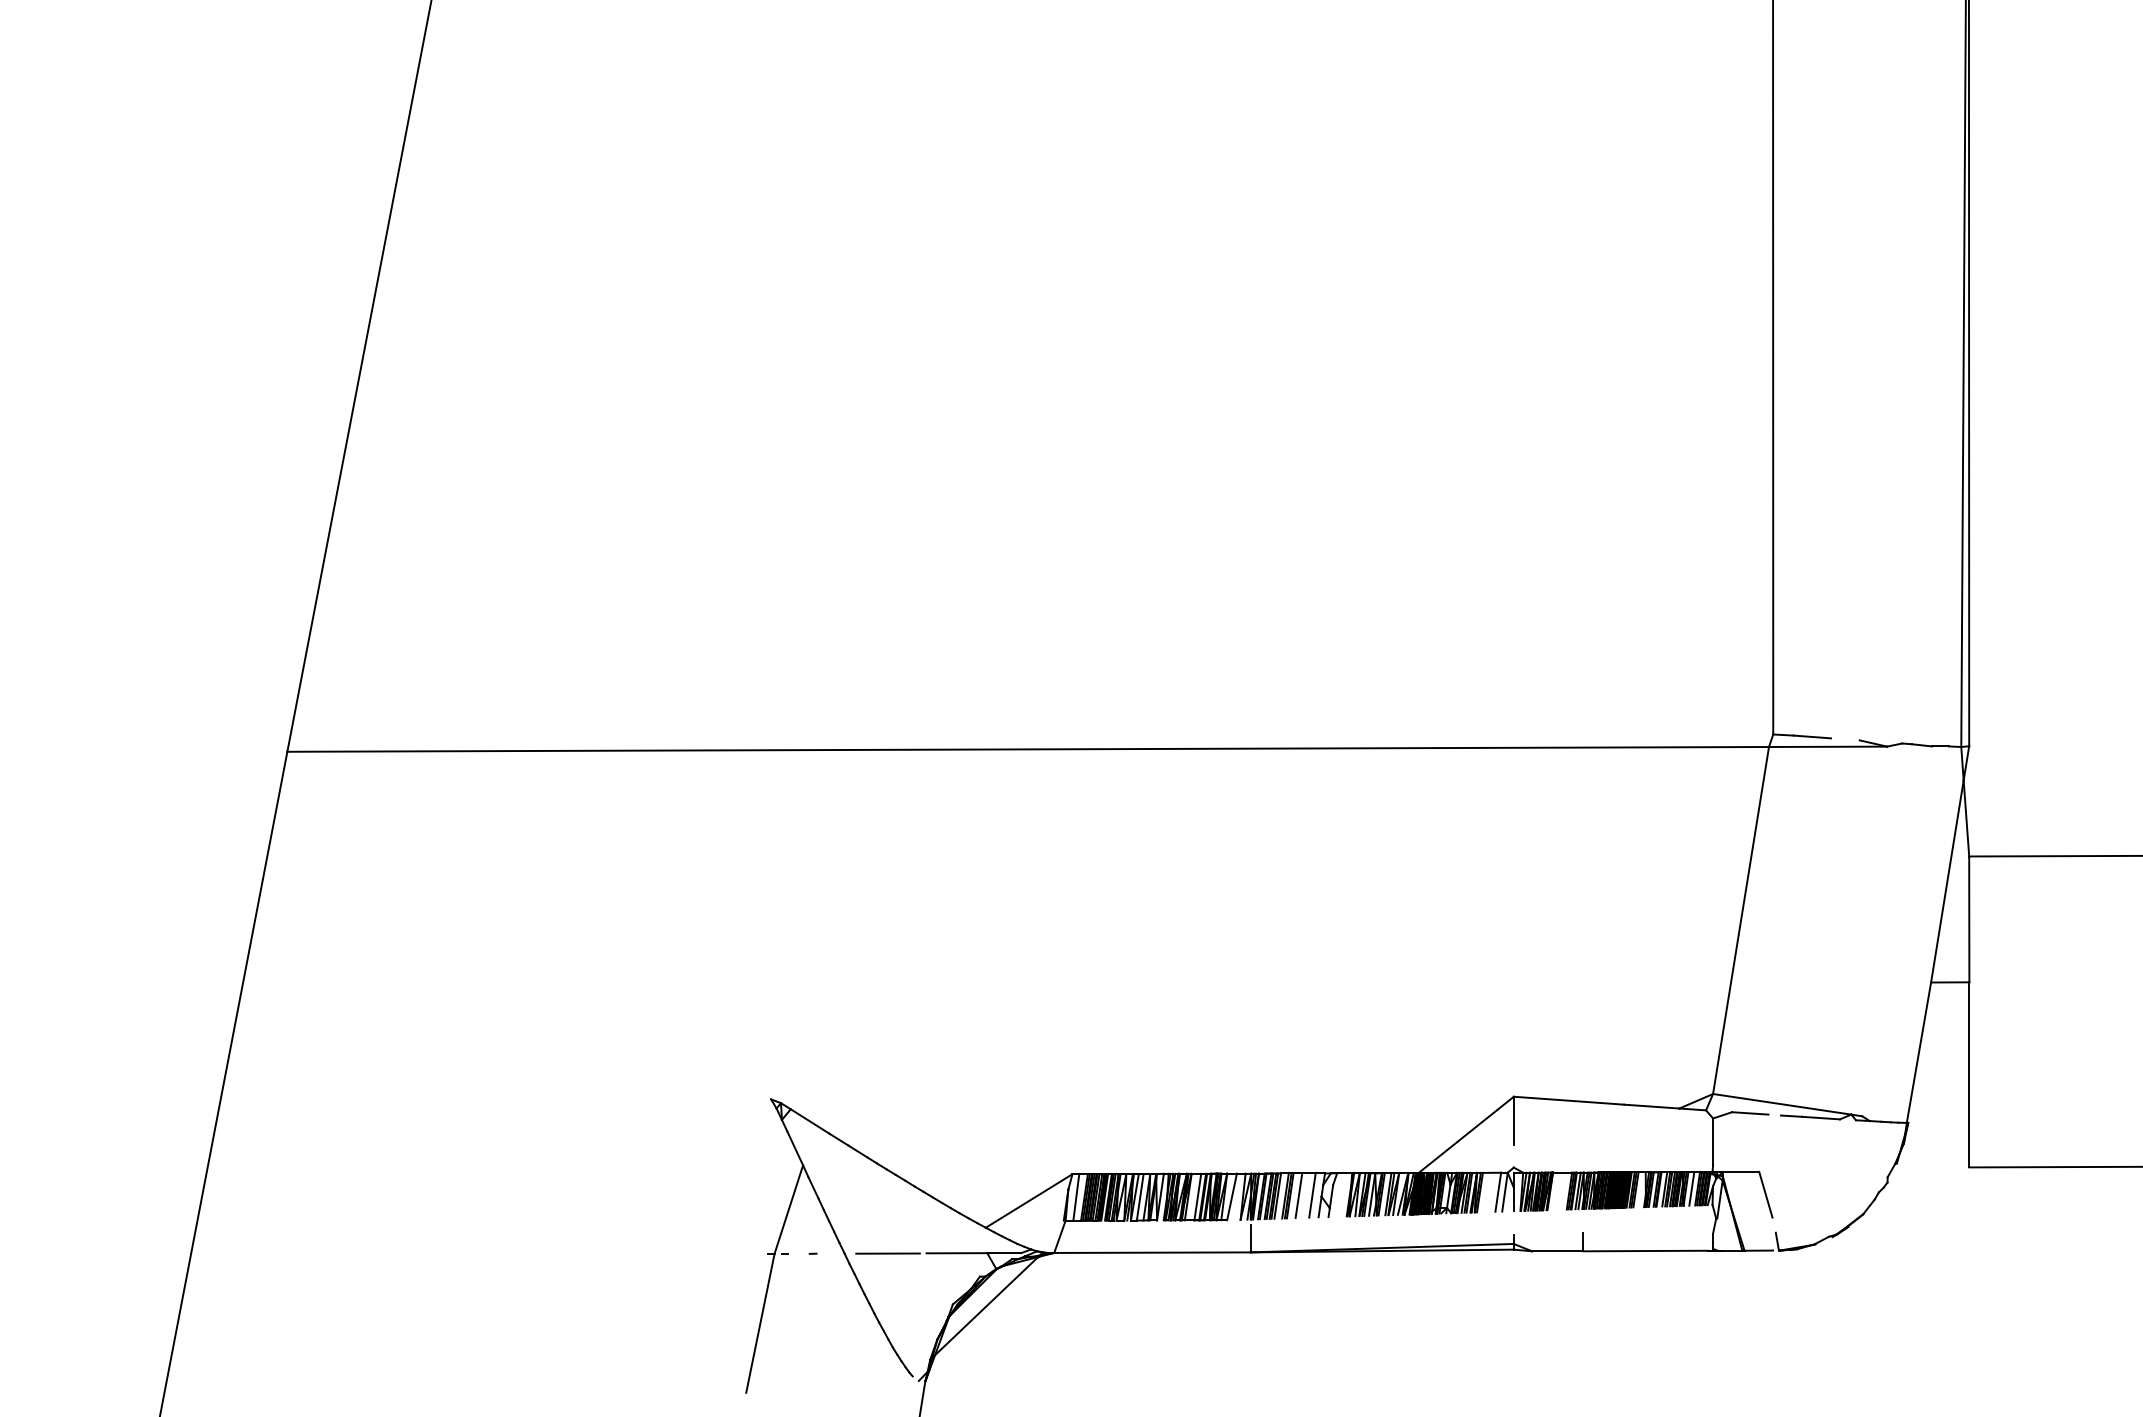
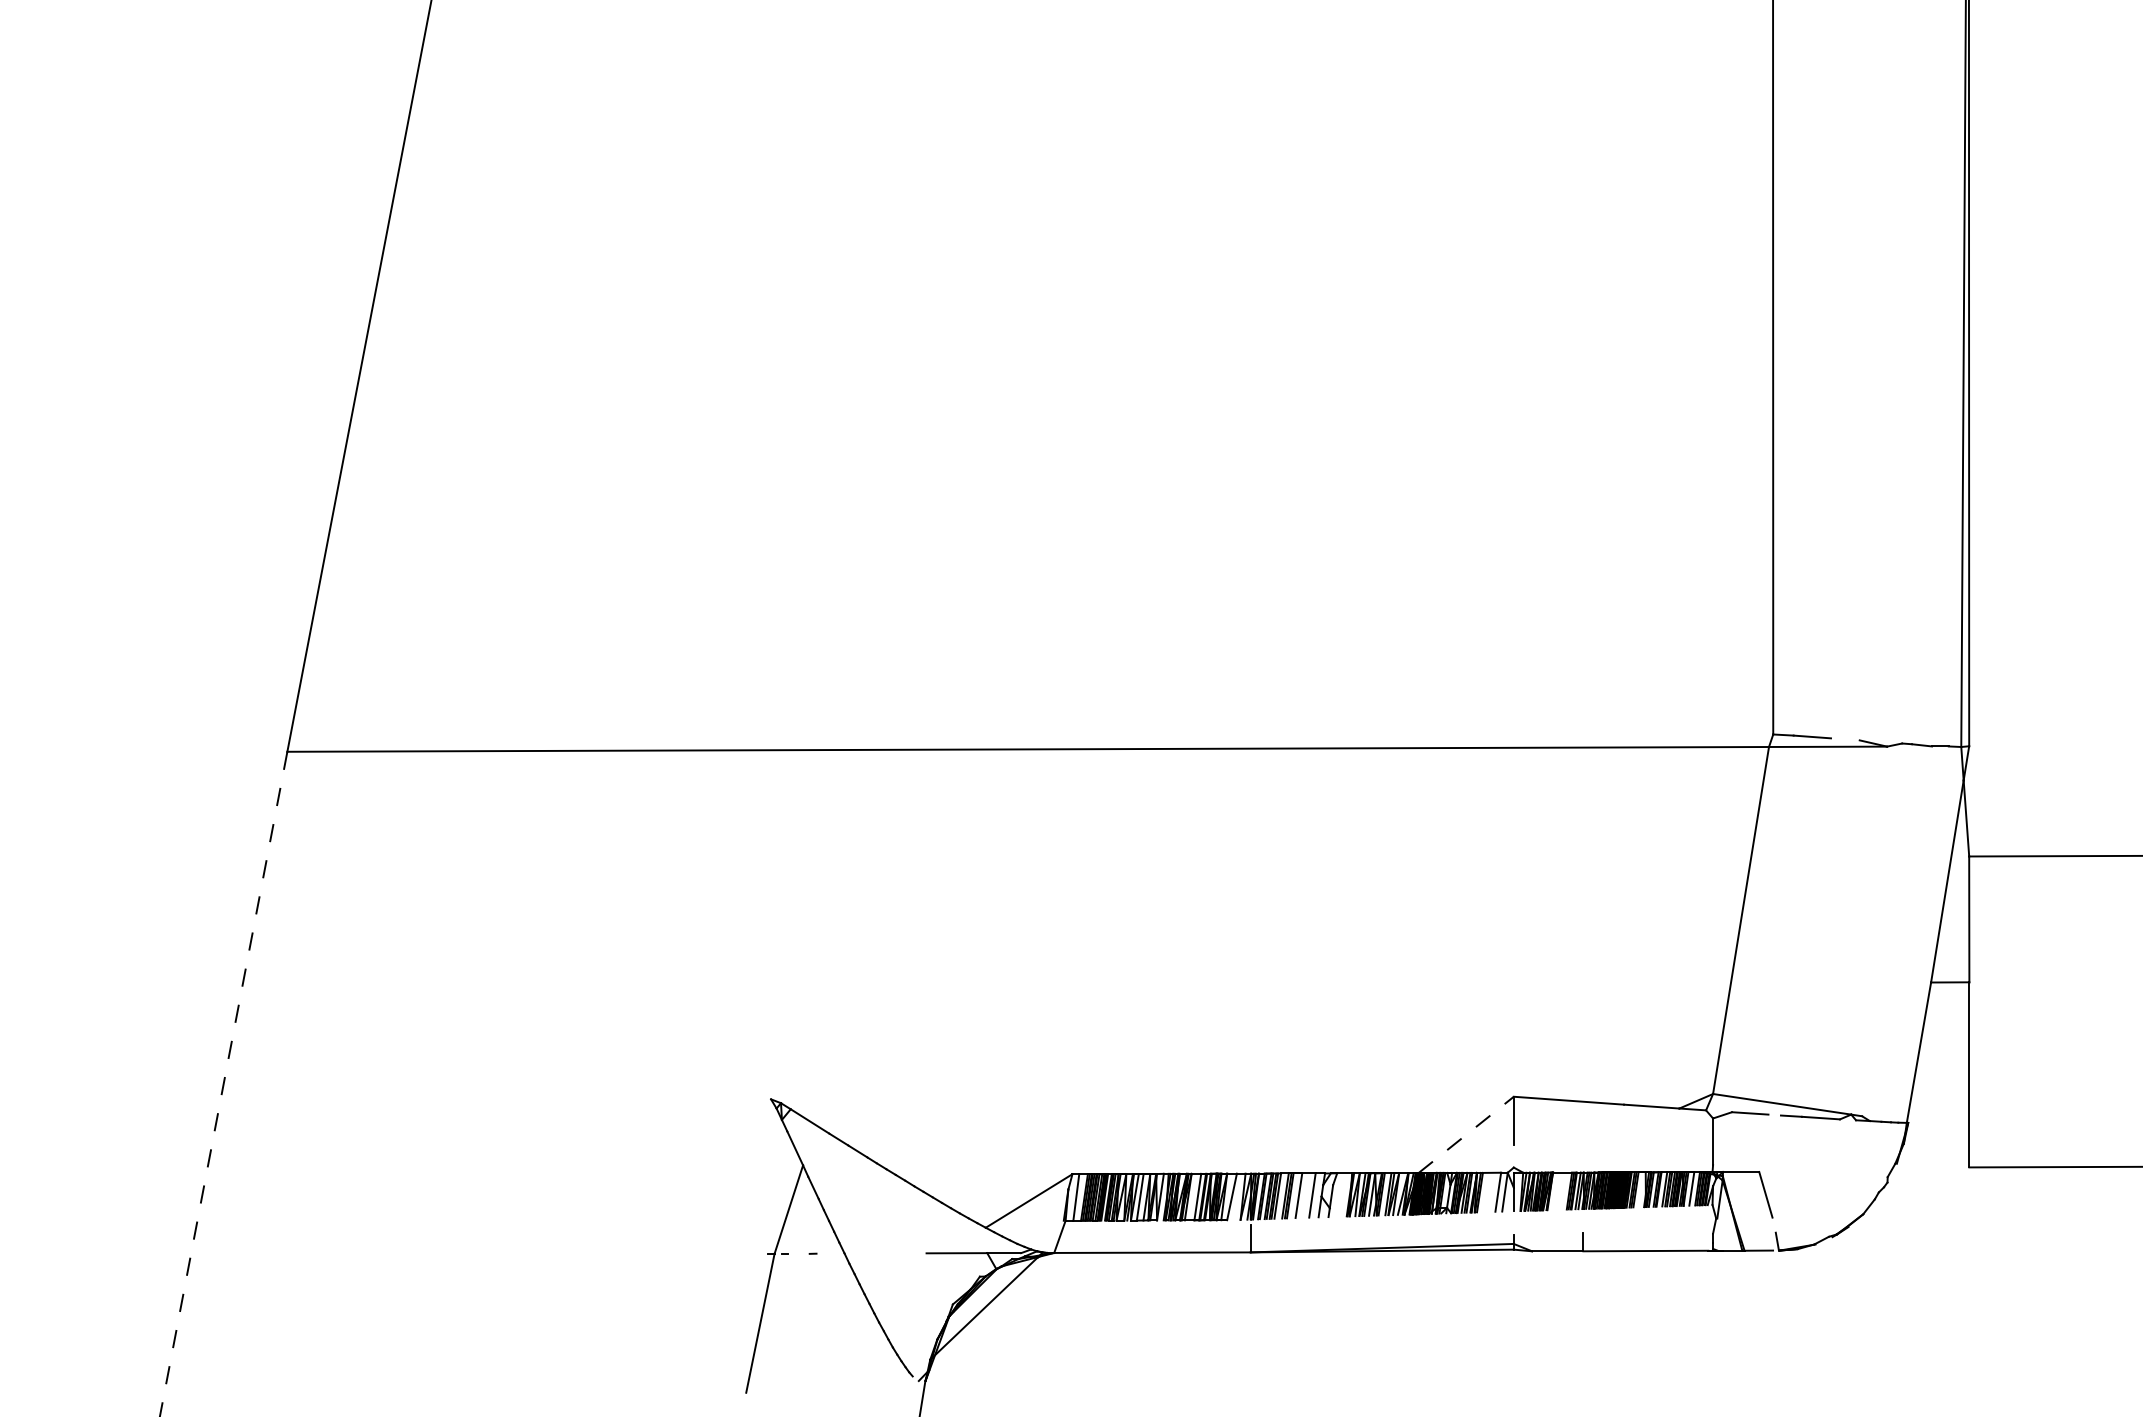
line: solid -> dashed (223, 1084)
line: solid -> dashed (1466, 1134)
line: present -> none (887, 1253)
